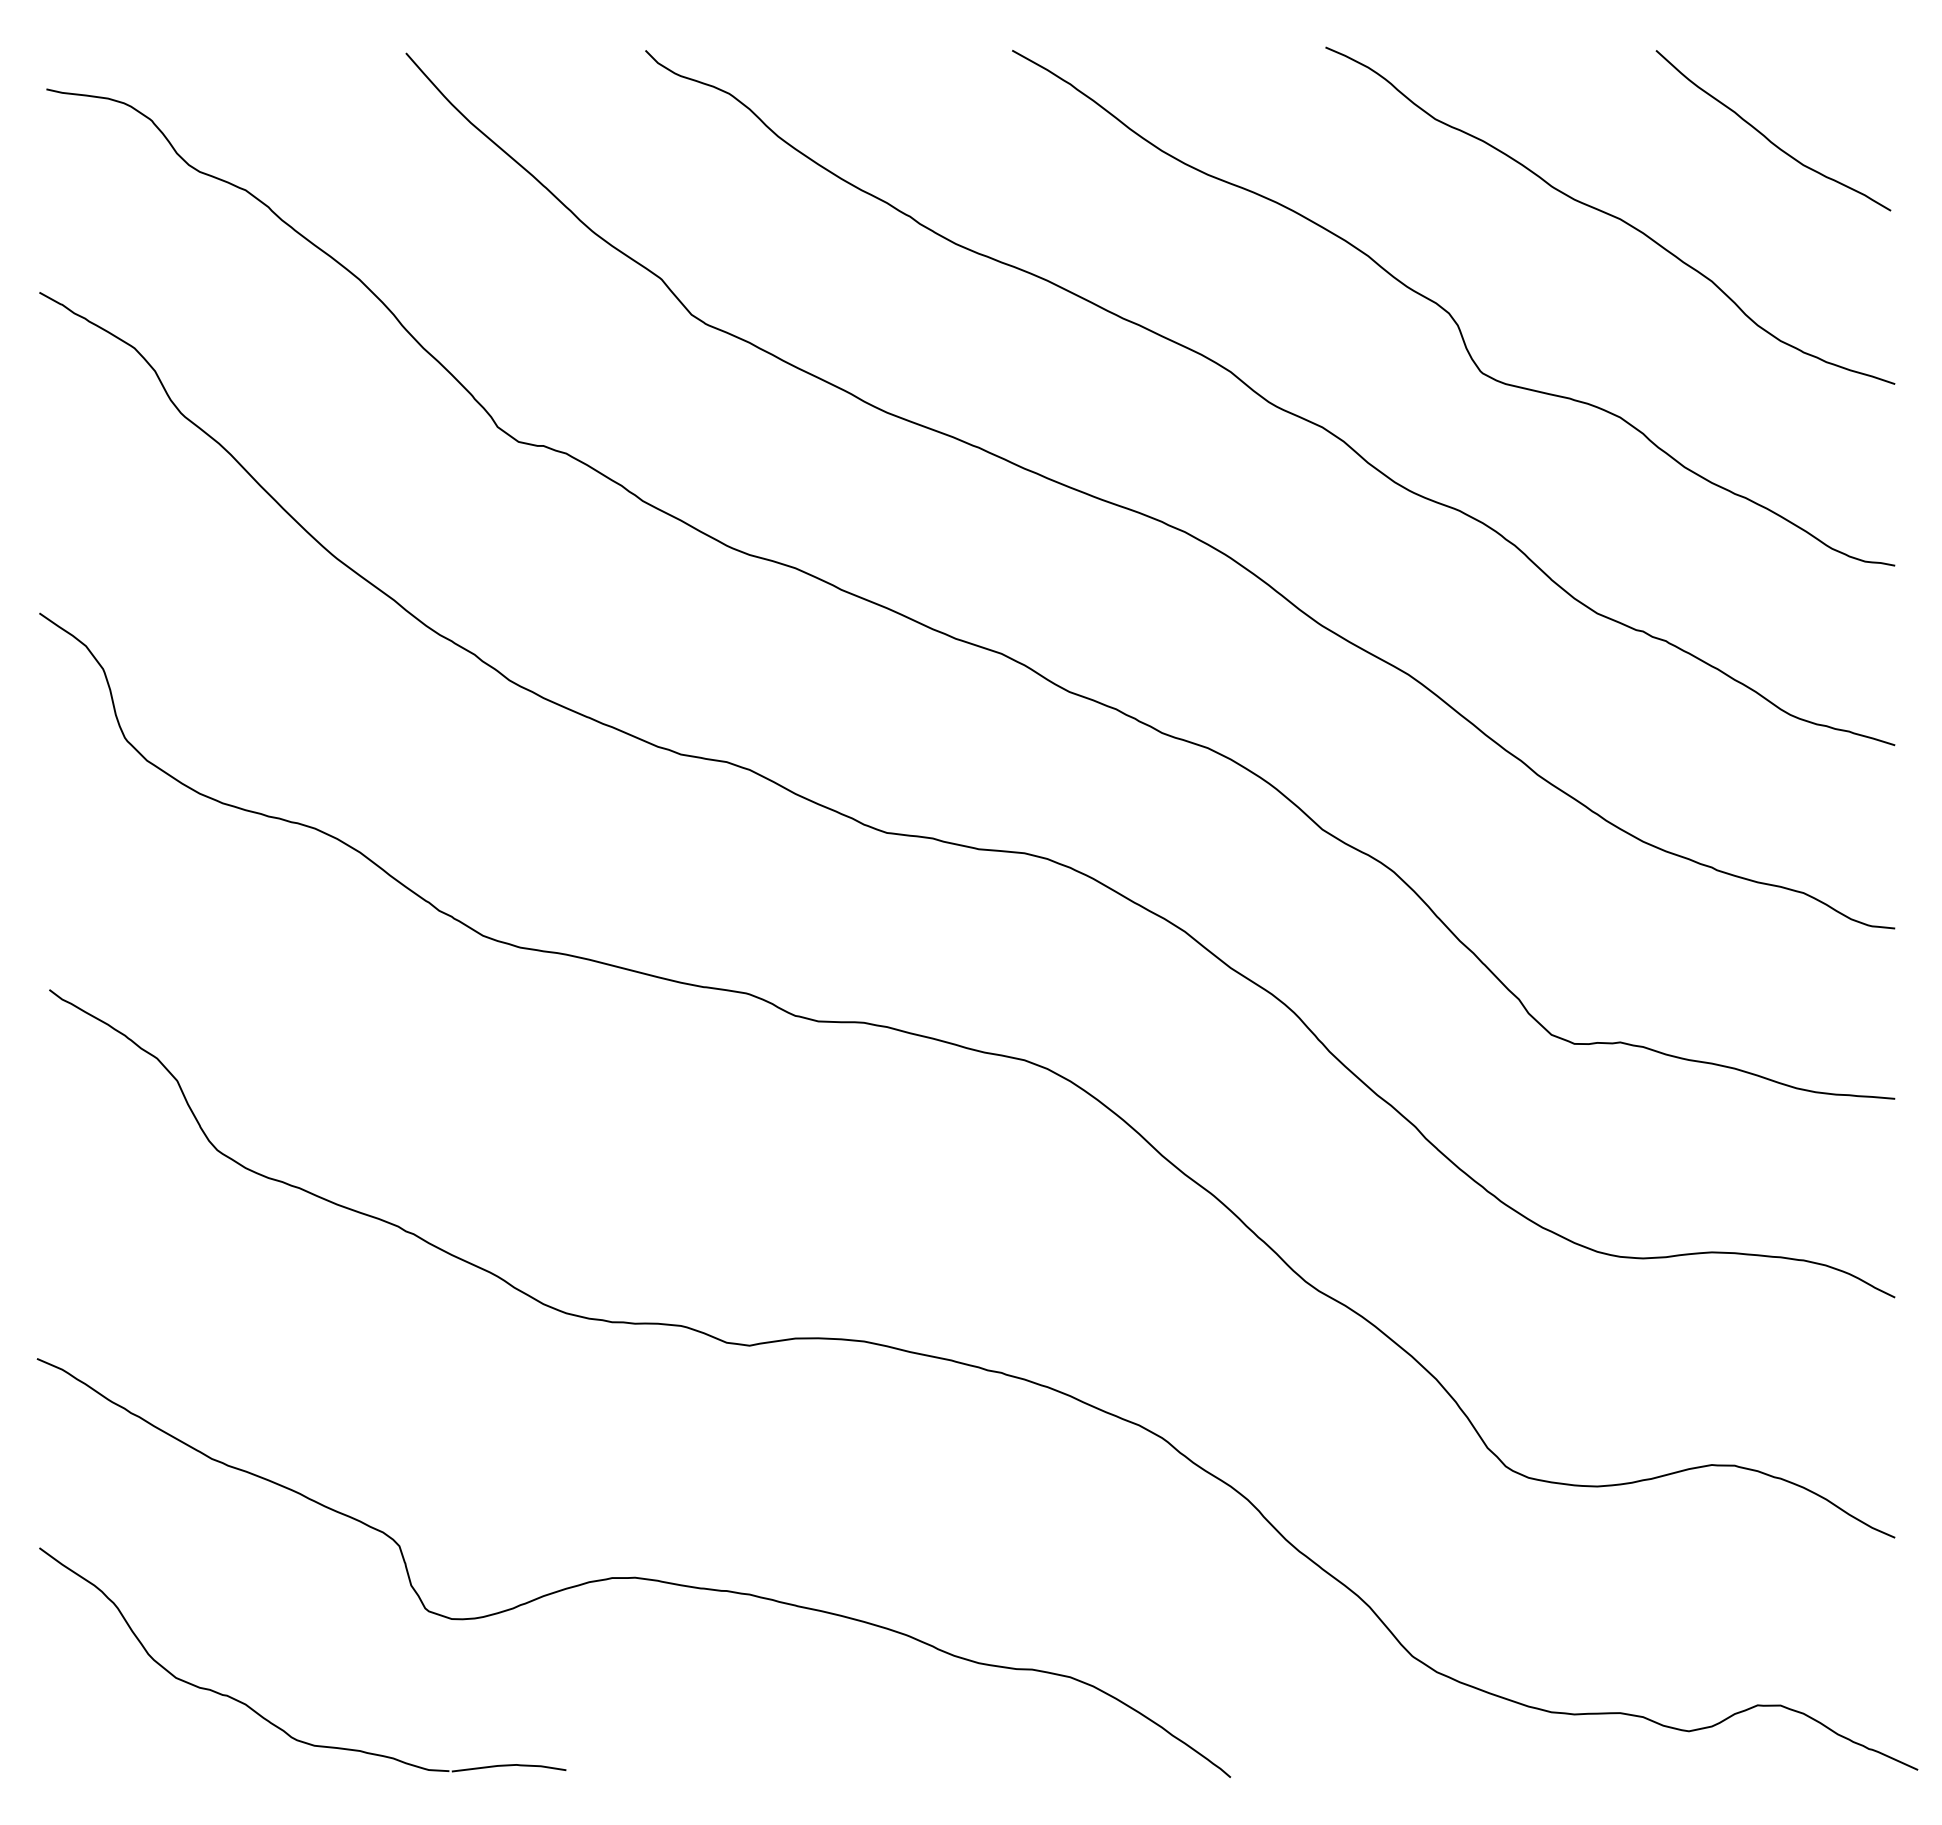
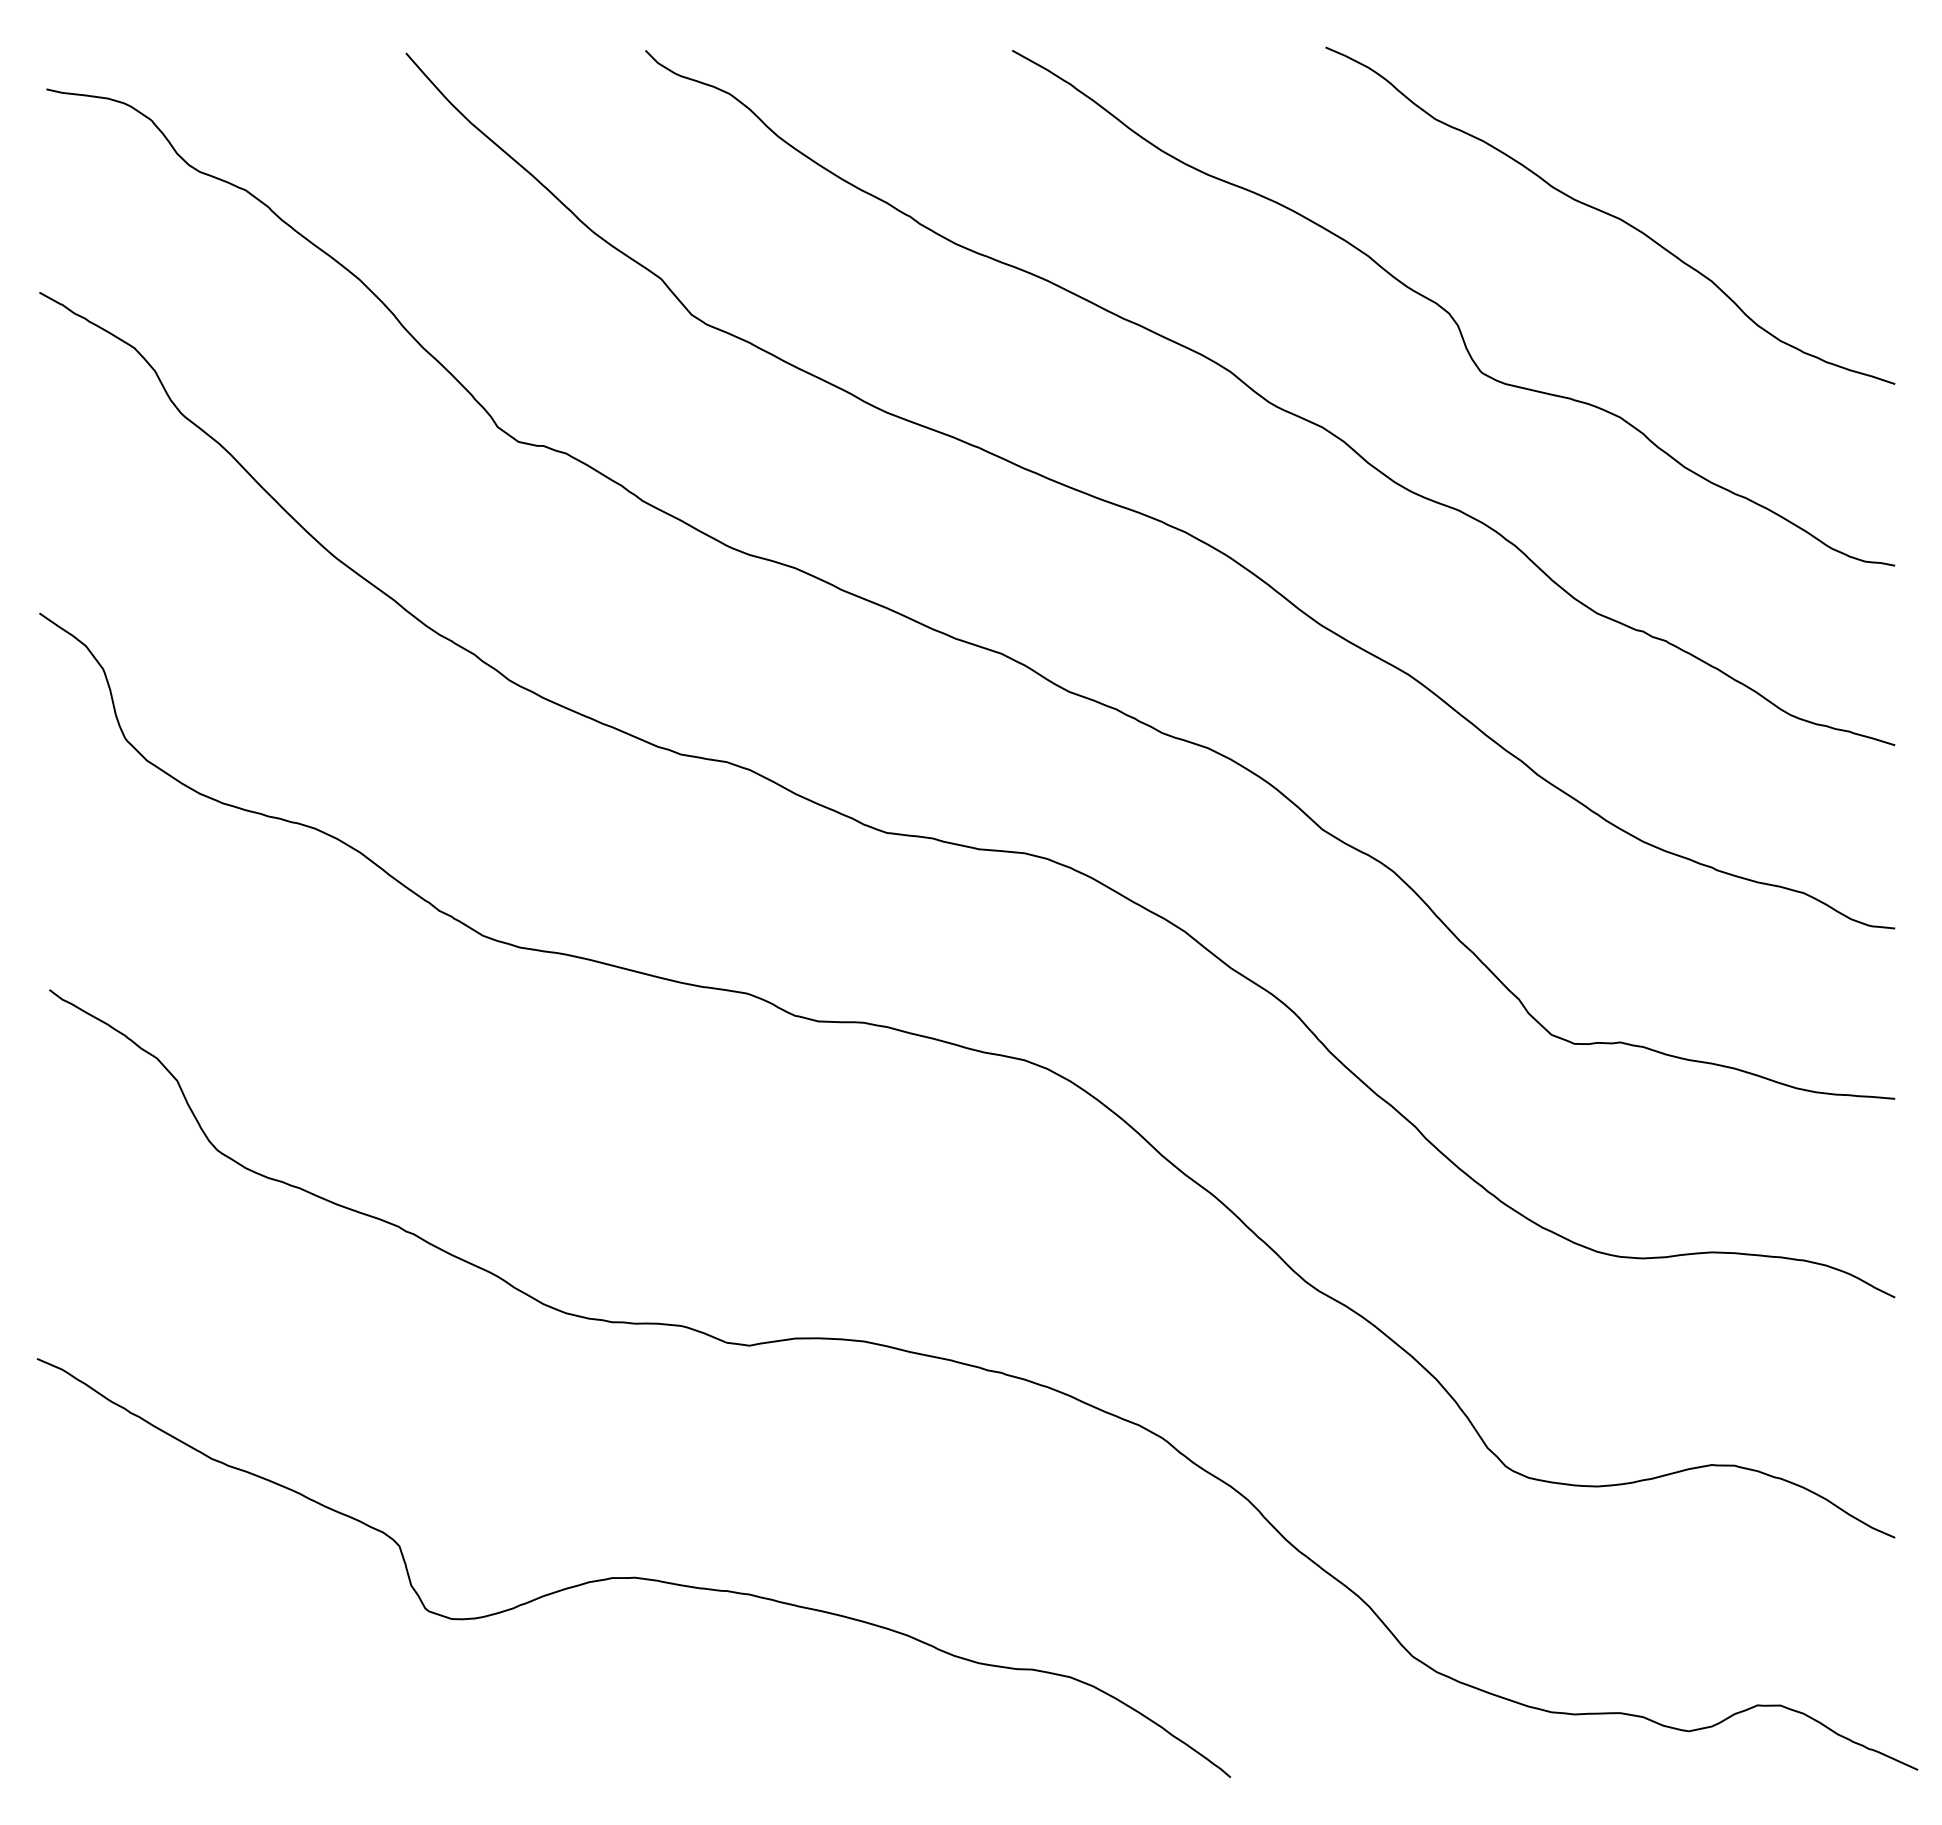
curve: present -> none (1766, 136)
part: present -> none (259, 1713)
